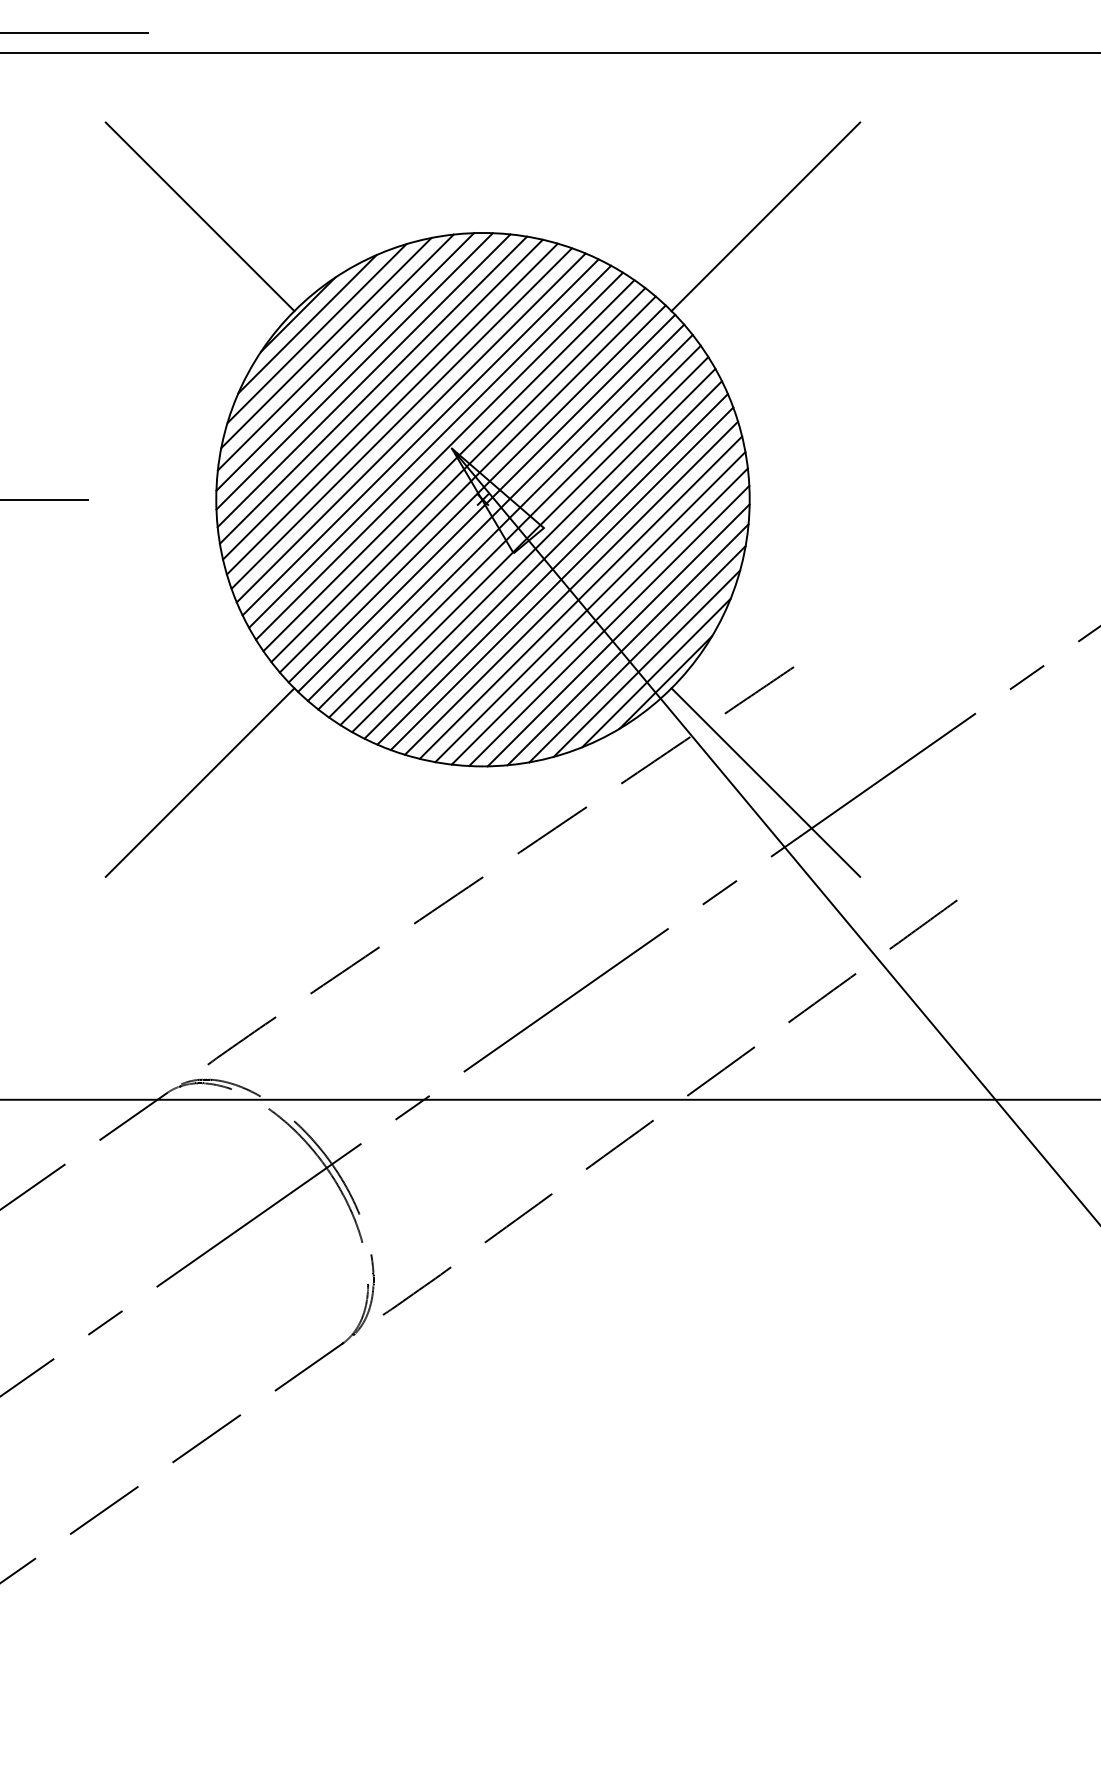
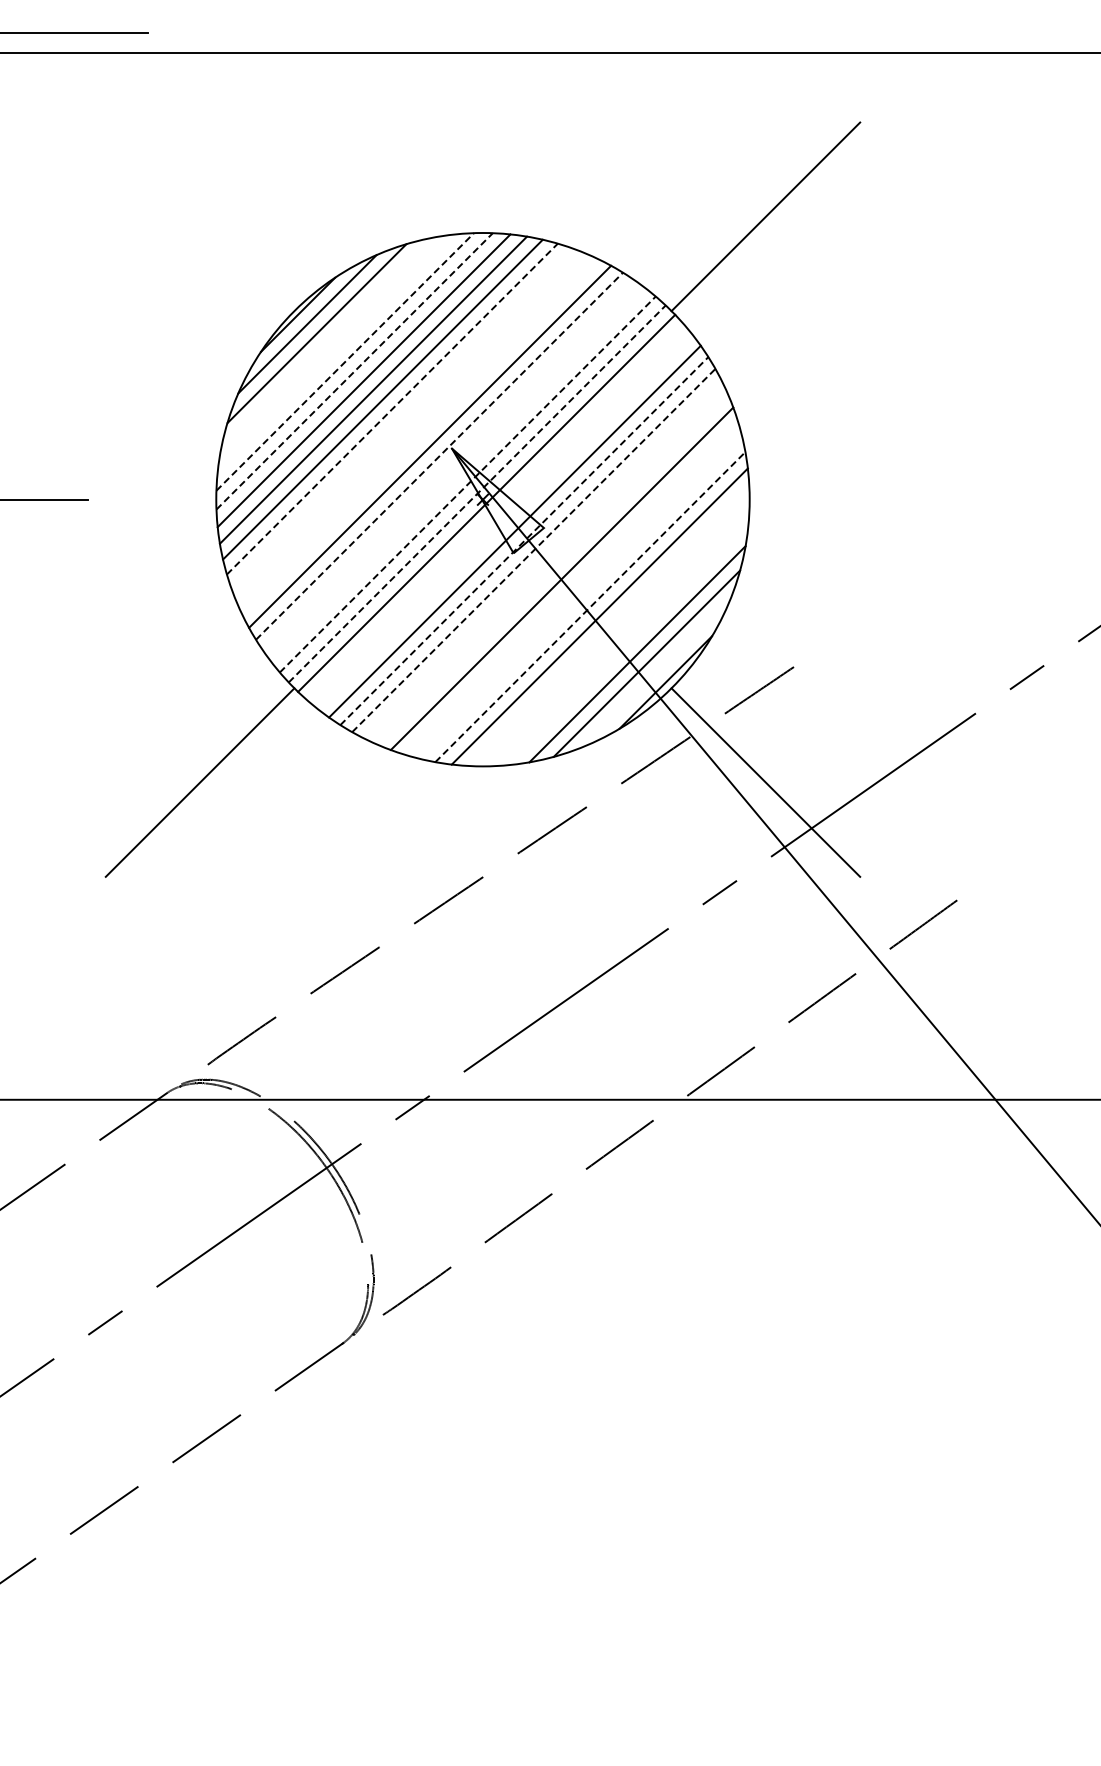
line: present -> none (199, 216)
line: present -> none (326, 343)
line: present -> none (335, 352)
line: solid -> dashed (345, 361)
line: solid -> dashed (355, 371)
line: solid -> dashed (392, 409)
line: present -> none (401, 418)
line: present -> none (410, 427)
line: present -> none (420, 437)
line: solid -> dashed (439, 456)
line: present -> none (448, 465)
line: present -> none (458, 475)
line: solid -> dashed (467, 484)
line: solid -> dashed (477, 493)
line: present -> none (495, 512)
line: present -> none (505, 522)
line: solid -> dashed (524, 540)
line: solid -> dashed (533, 550)
line: present -> none (542, 559)
line: present -> none (552, 569)
line: present -> none (571, 587)
line: present -> none (580, 597)
line: solid -> dashed (590, 606)
line: present -> none (609, 625)
line: present -> none (618, 635)
line: present -> none (627, 644)
line: present -> none (656, 672)
